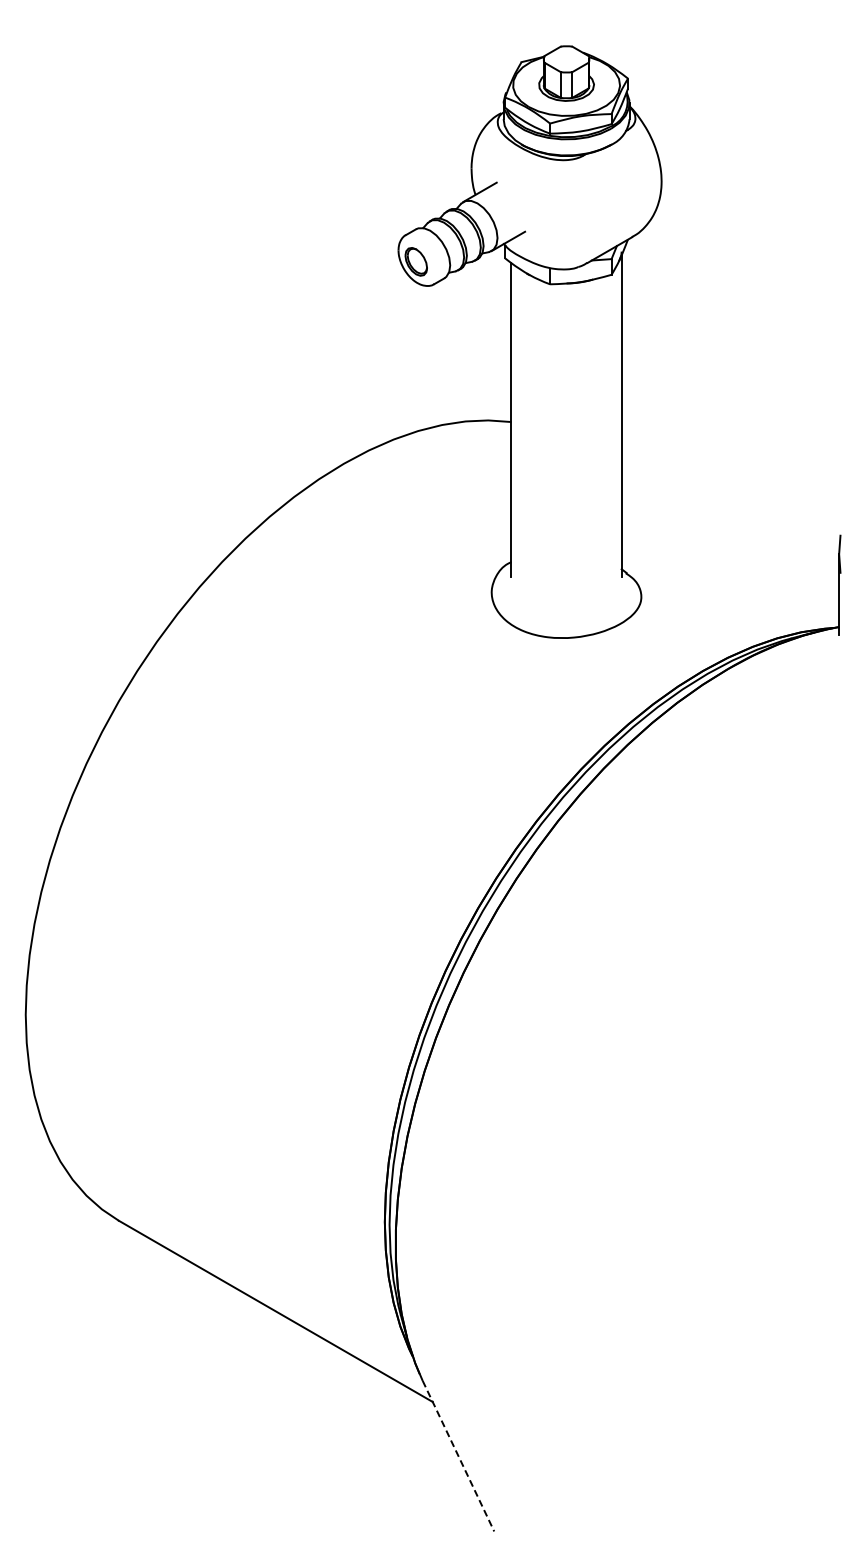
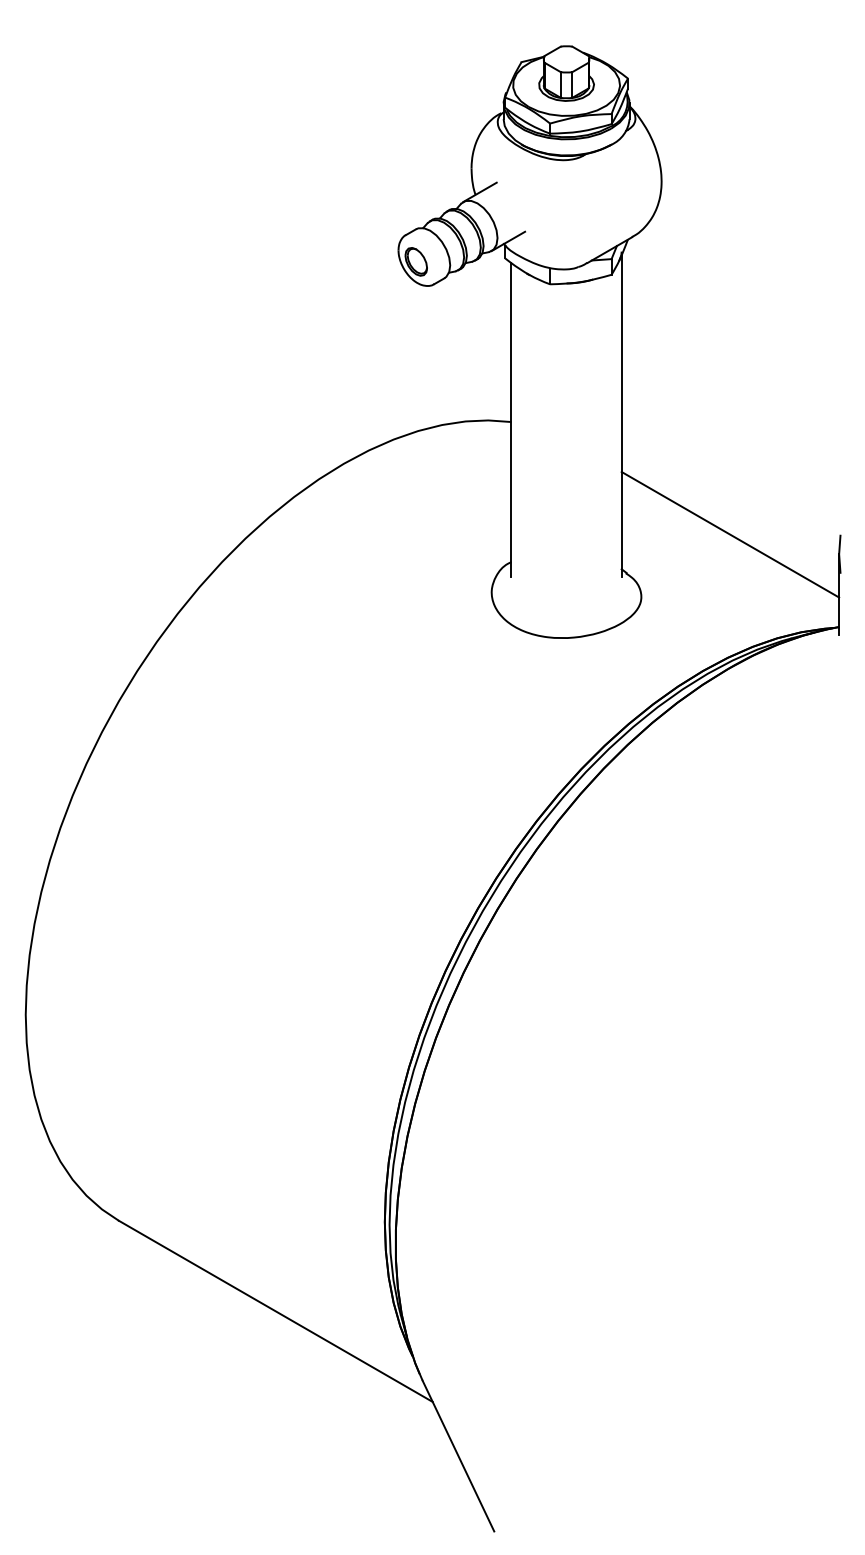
line: none -> present (730, 534)
line: dashed -> solid (458, 1456)
